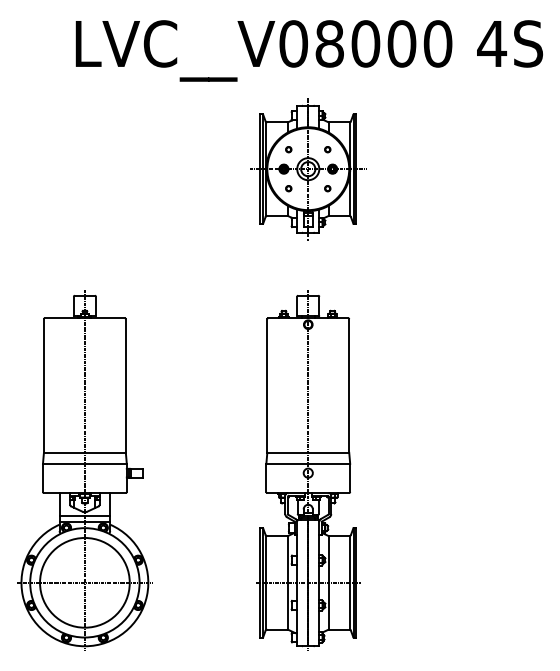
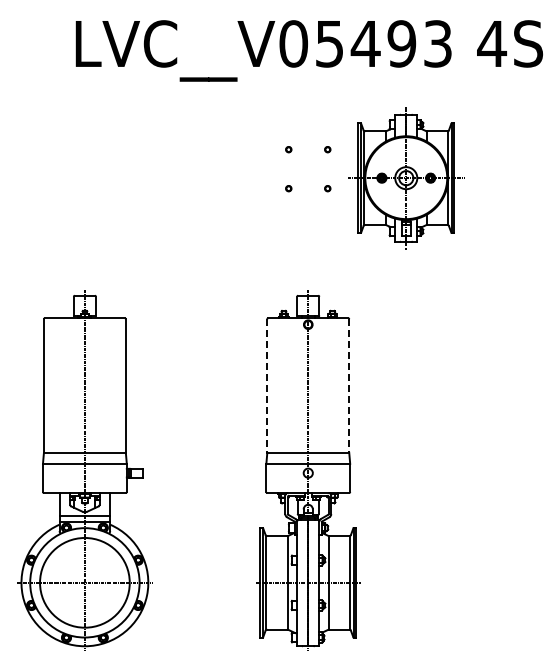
text: LVC__V08000 -> LVC__V05493 (383, 43)
part position: (308, 169) -> (406, 178) (406, 178)
line: solid -> dashed (267, 386)
line: solid -> dashed (349, 386)
